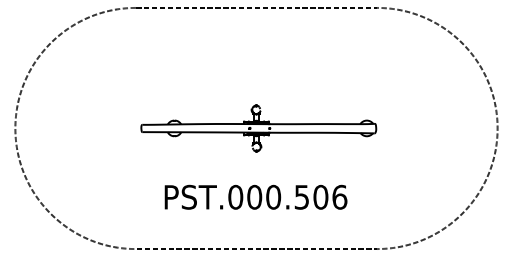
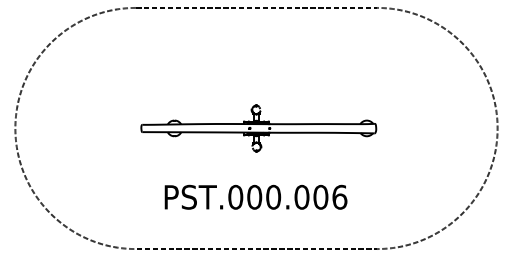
text: PST.000.506 -> PST.000.006 (301, 196)
